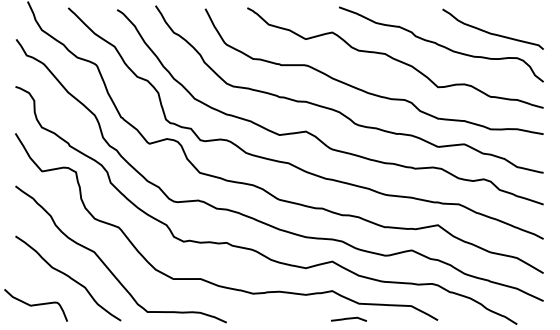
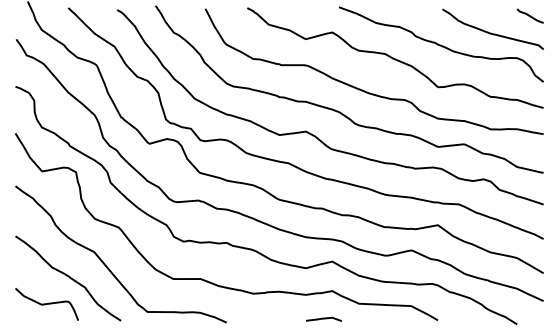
line: none -> present (529, 15)
curve position: (35, 305) -> (46, 304) (46, 304)
line position: (348, 318) -> (323, 318) (323, 318)
